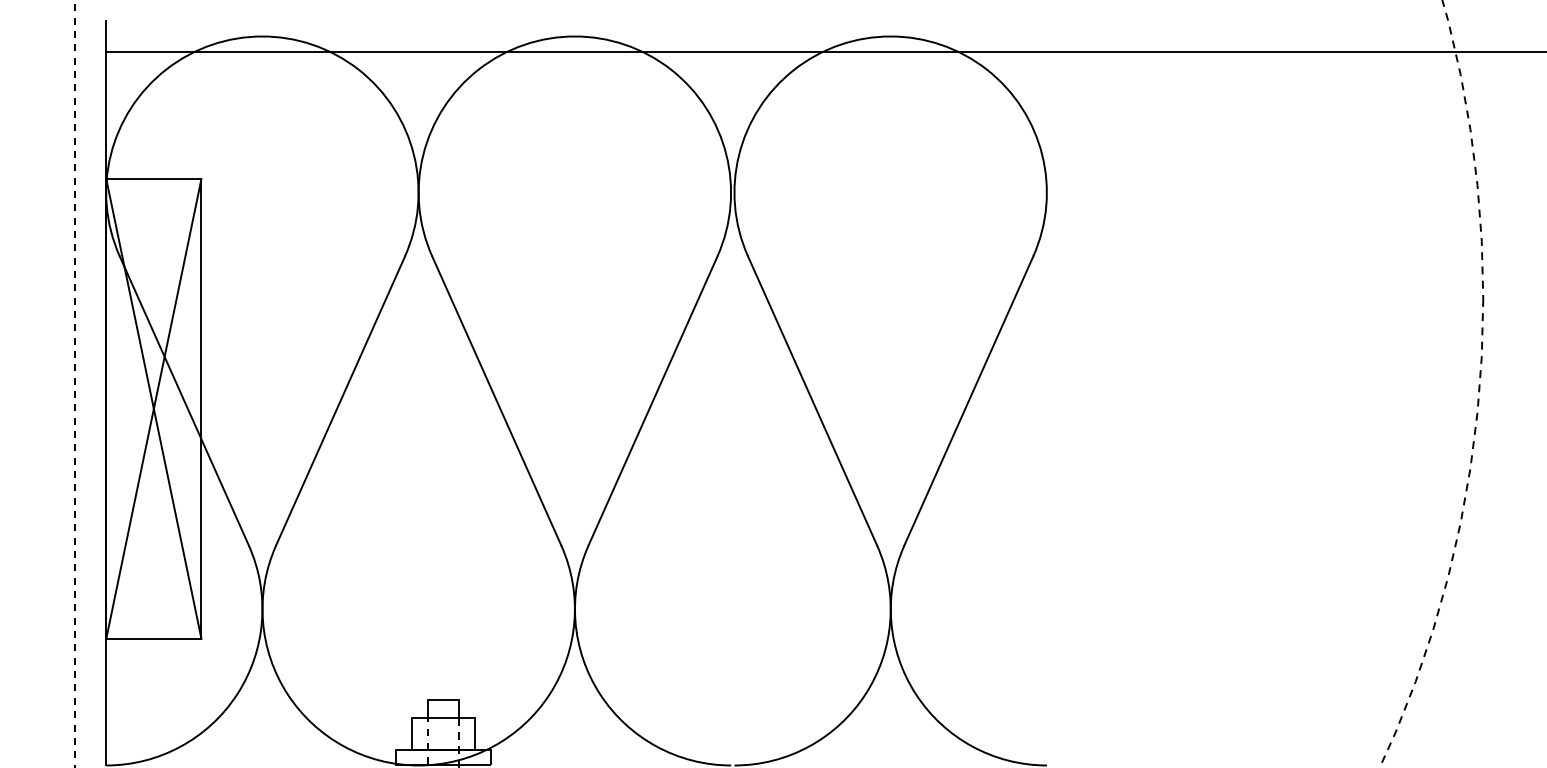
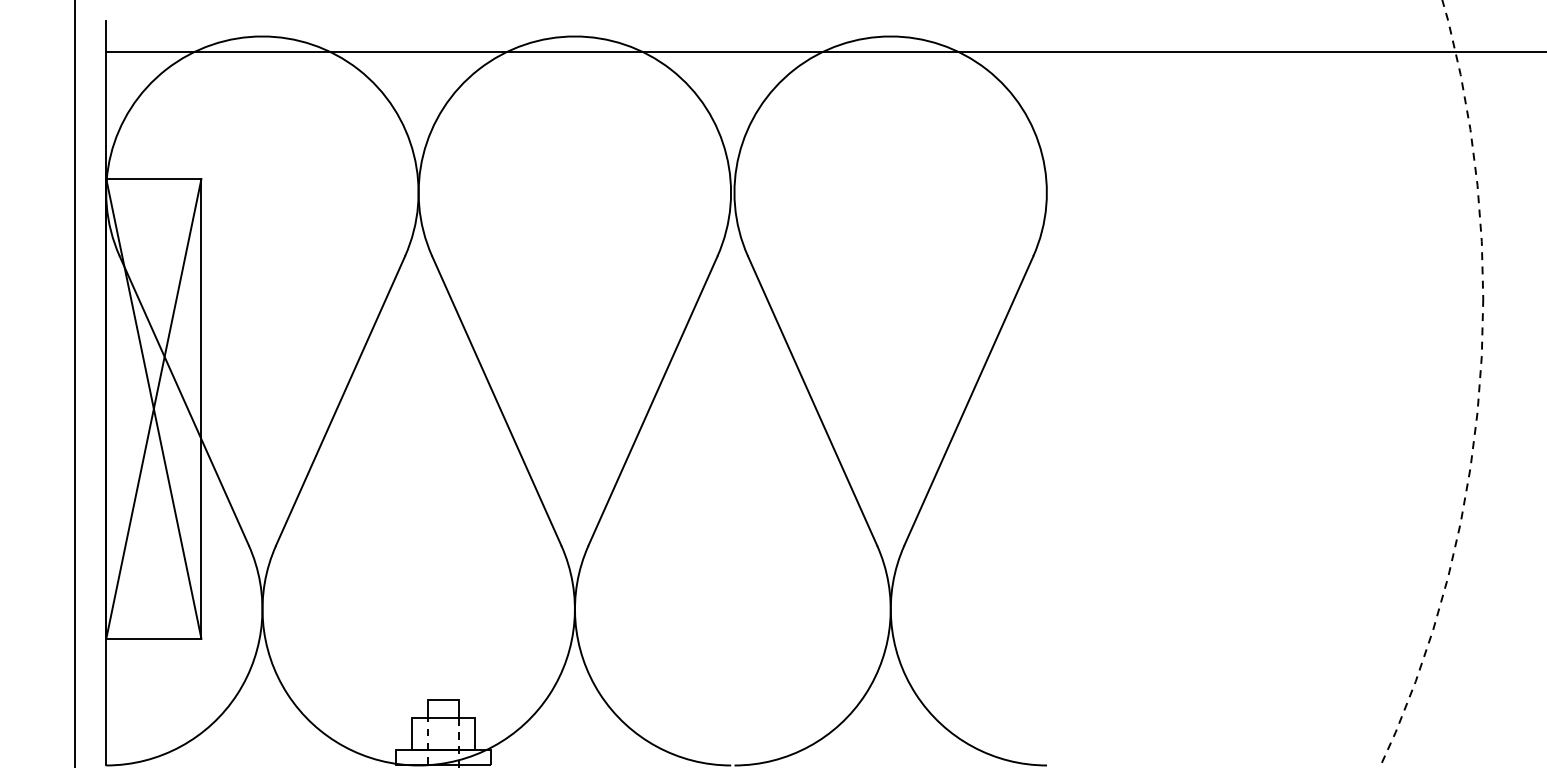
line: dashed -> solid (74, 384)
